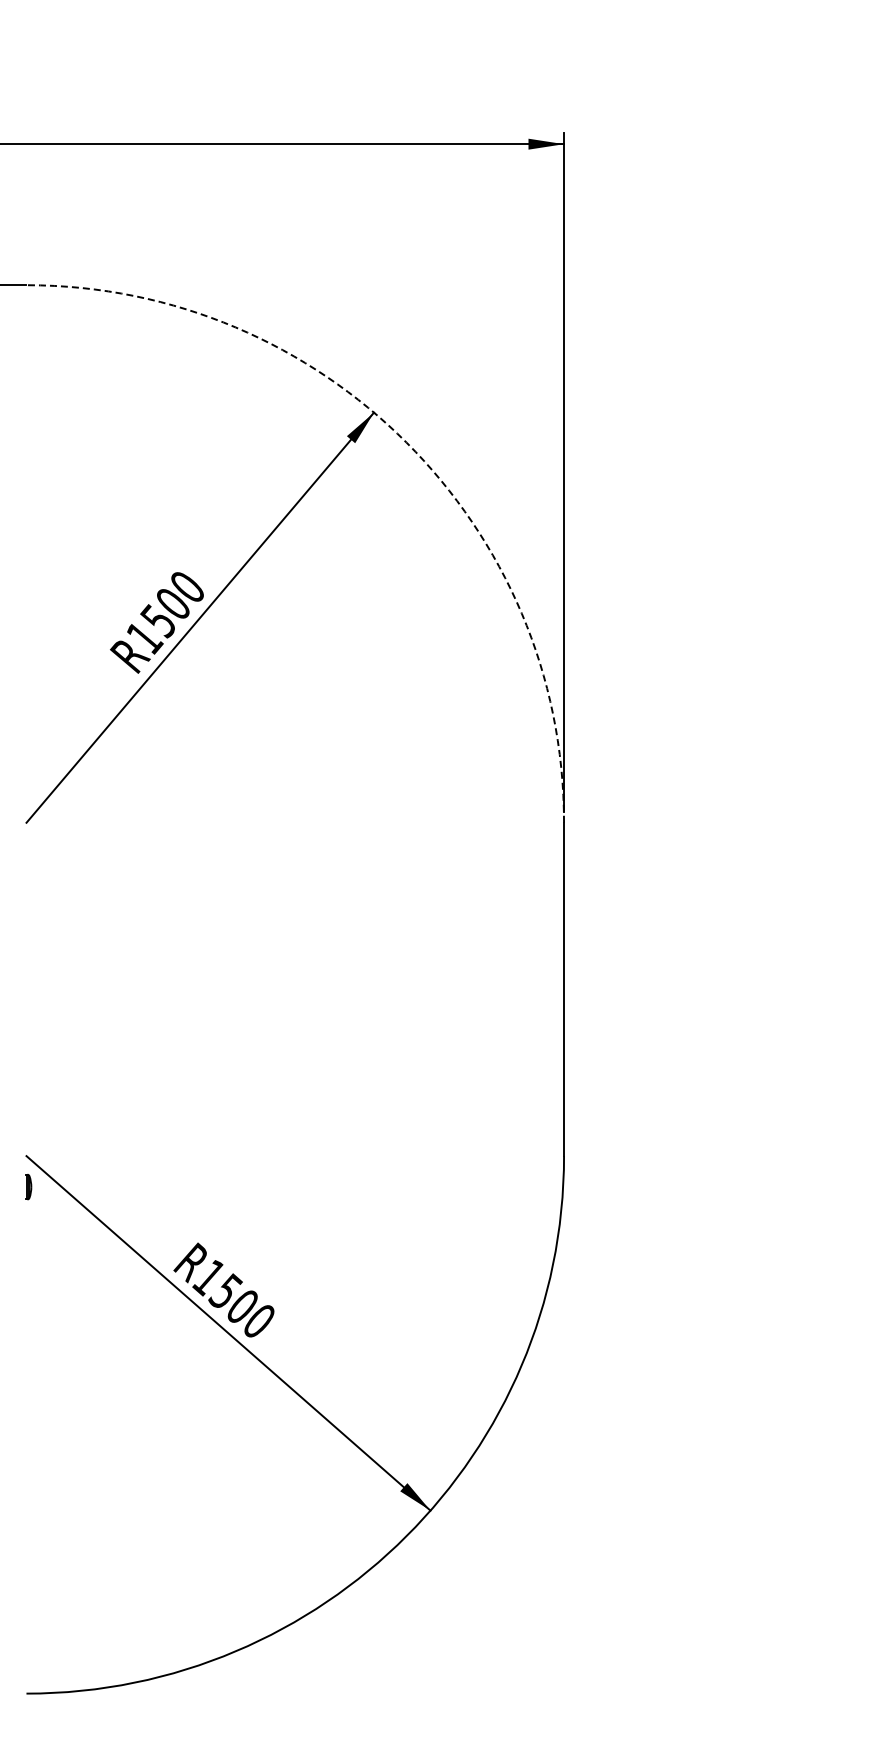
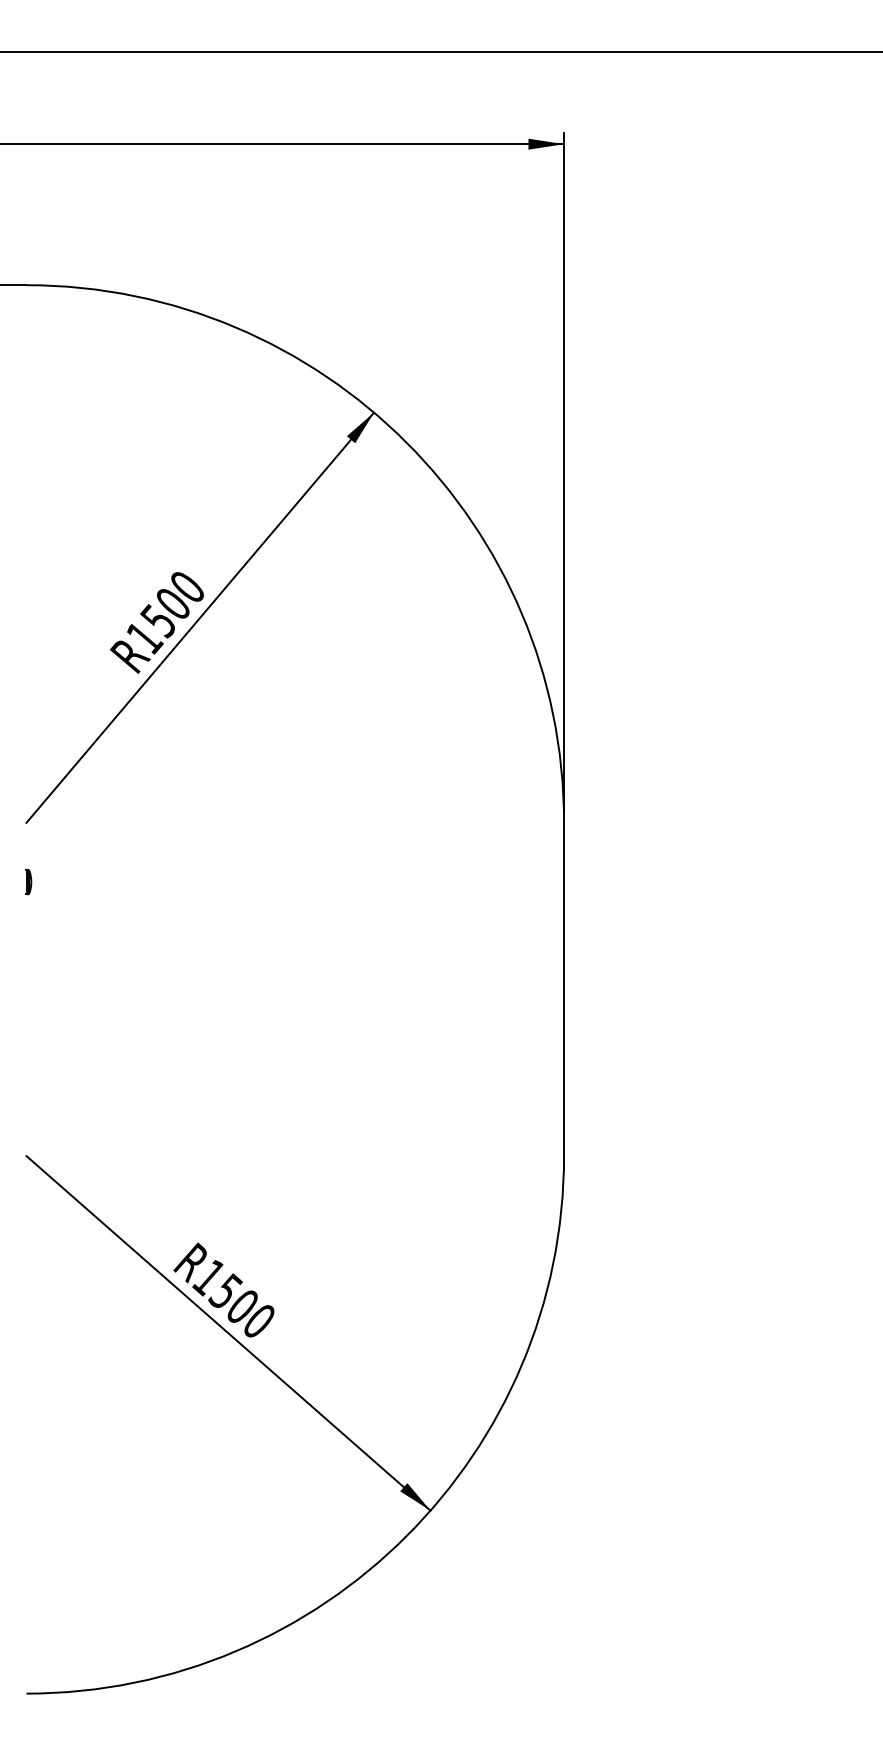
line: none -> present (440, 52)
arc: dashed -> solid (406, 442)
part position: (28, 1187) -> (28, 882) (28, 882)
